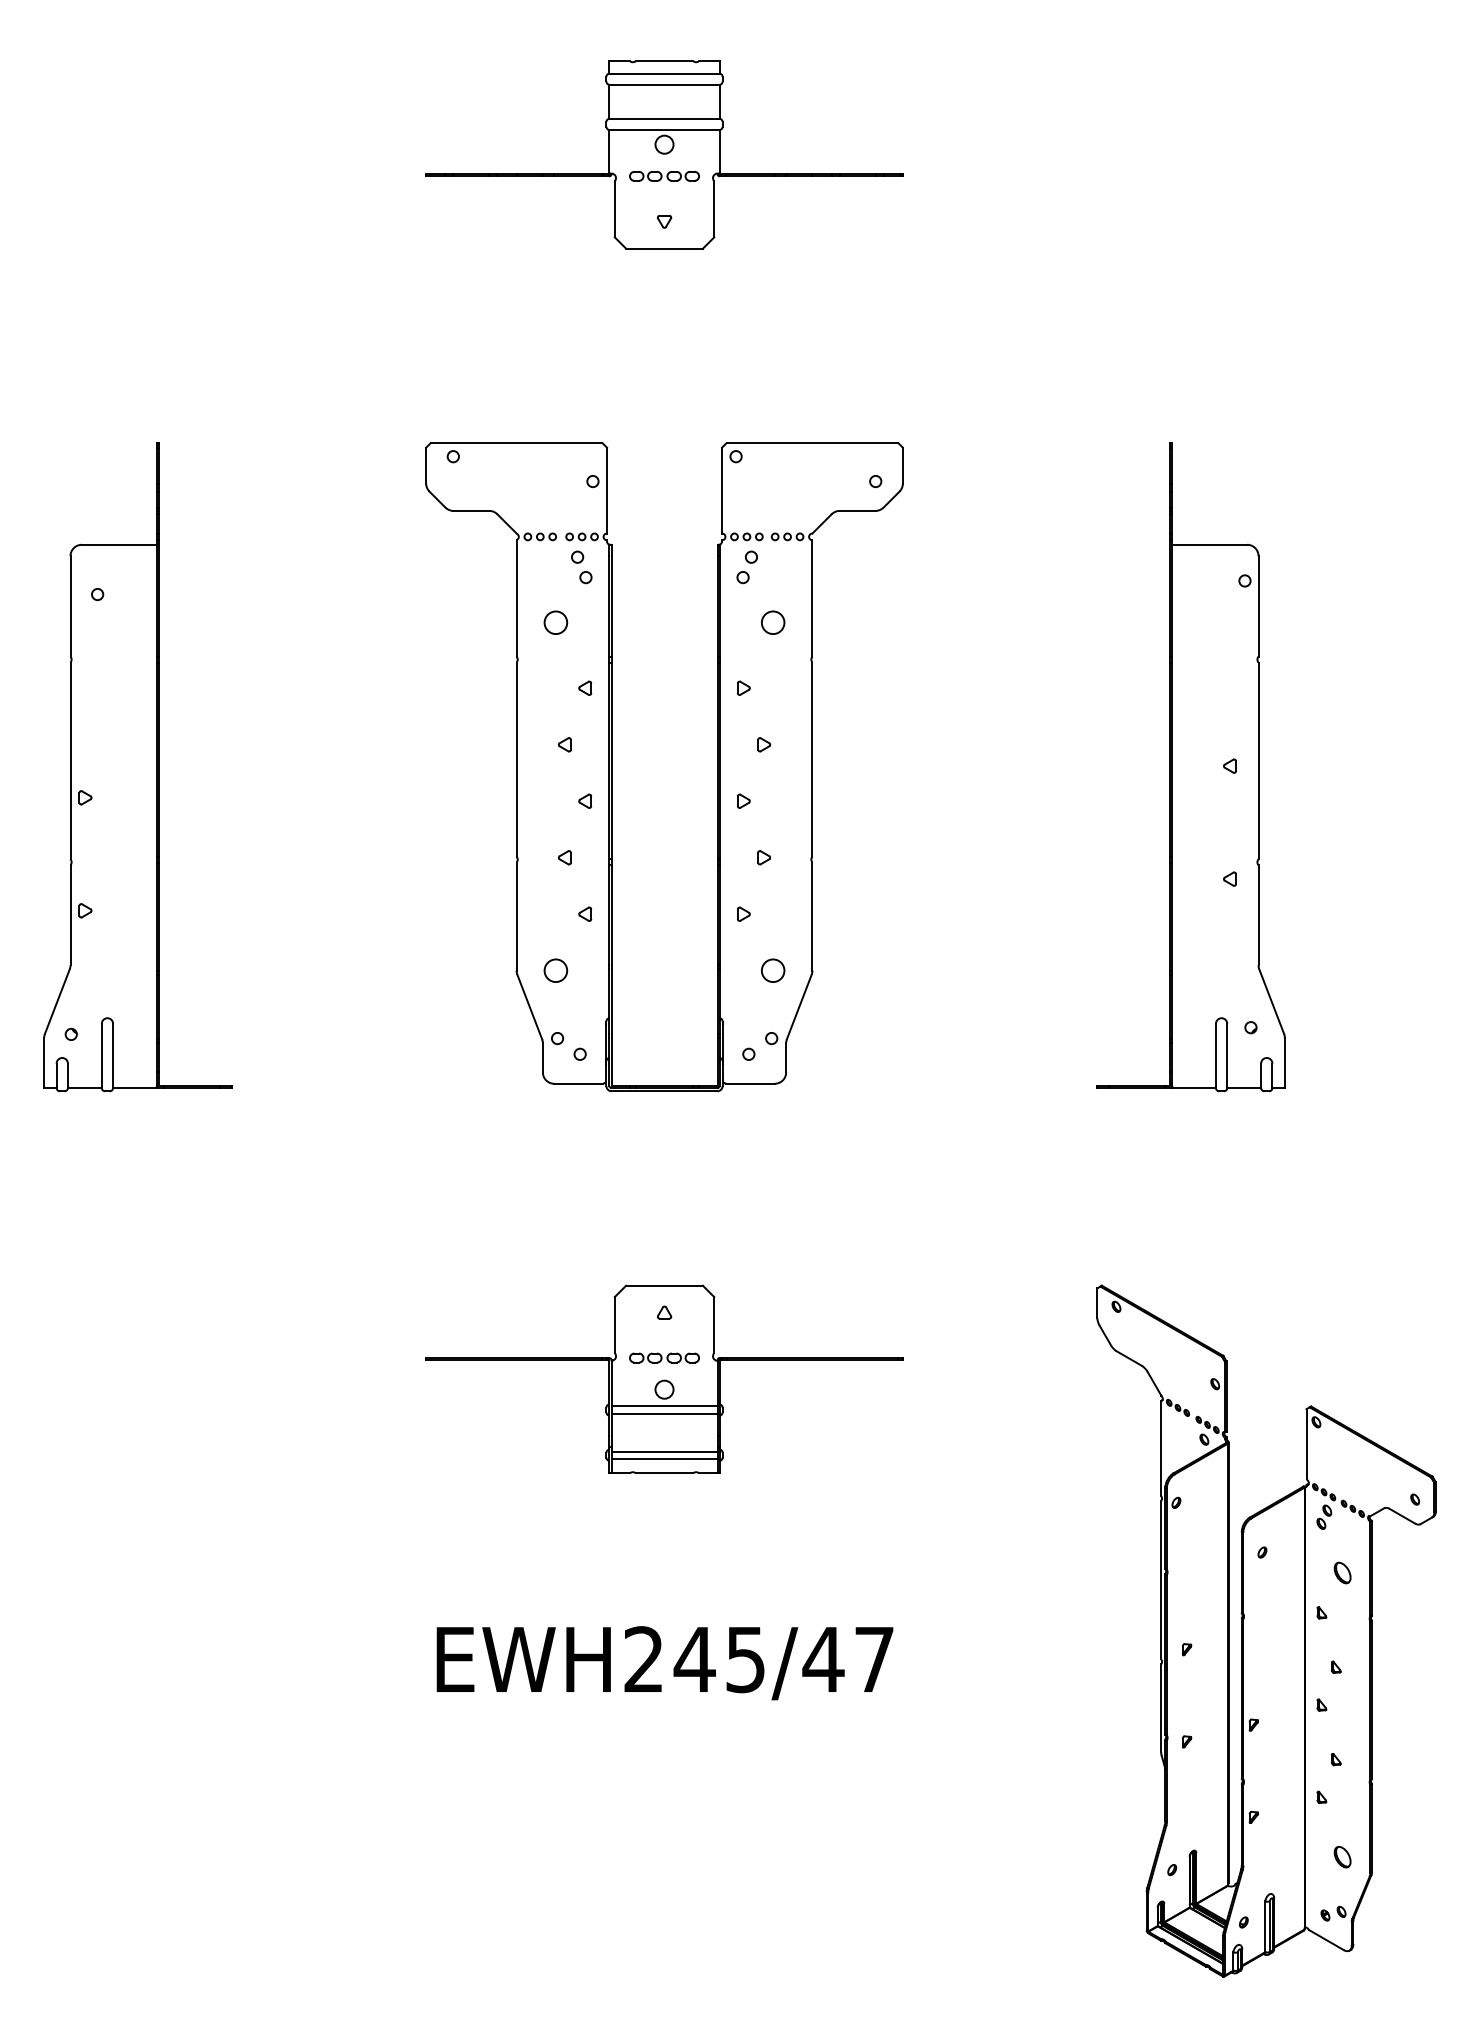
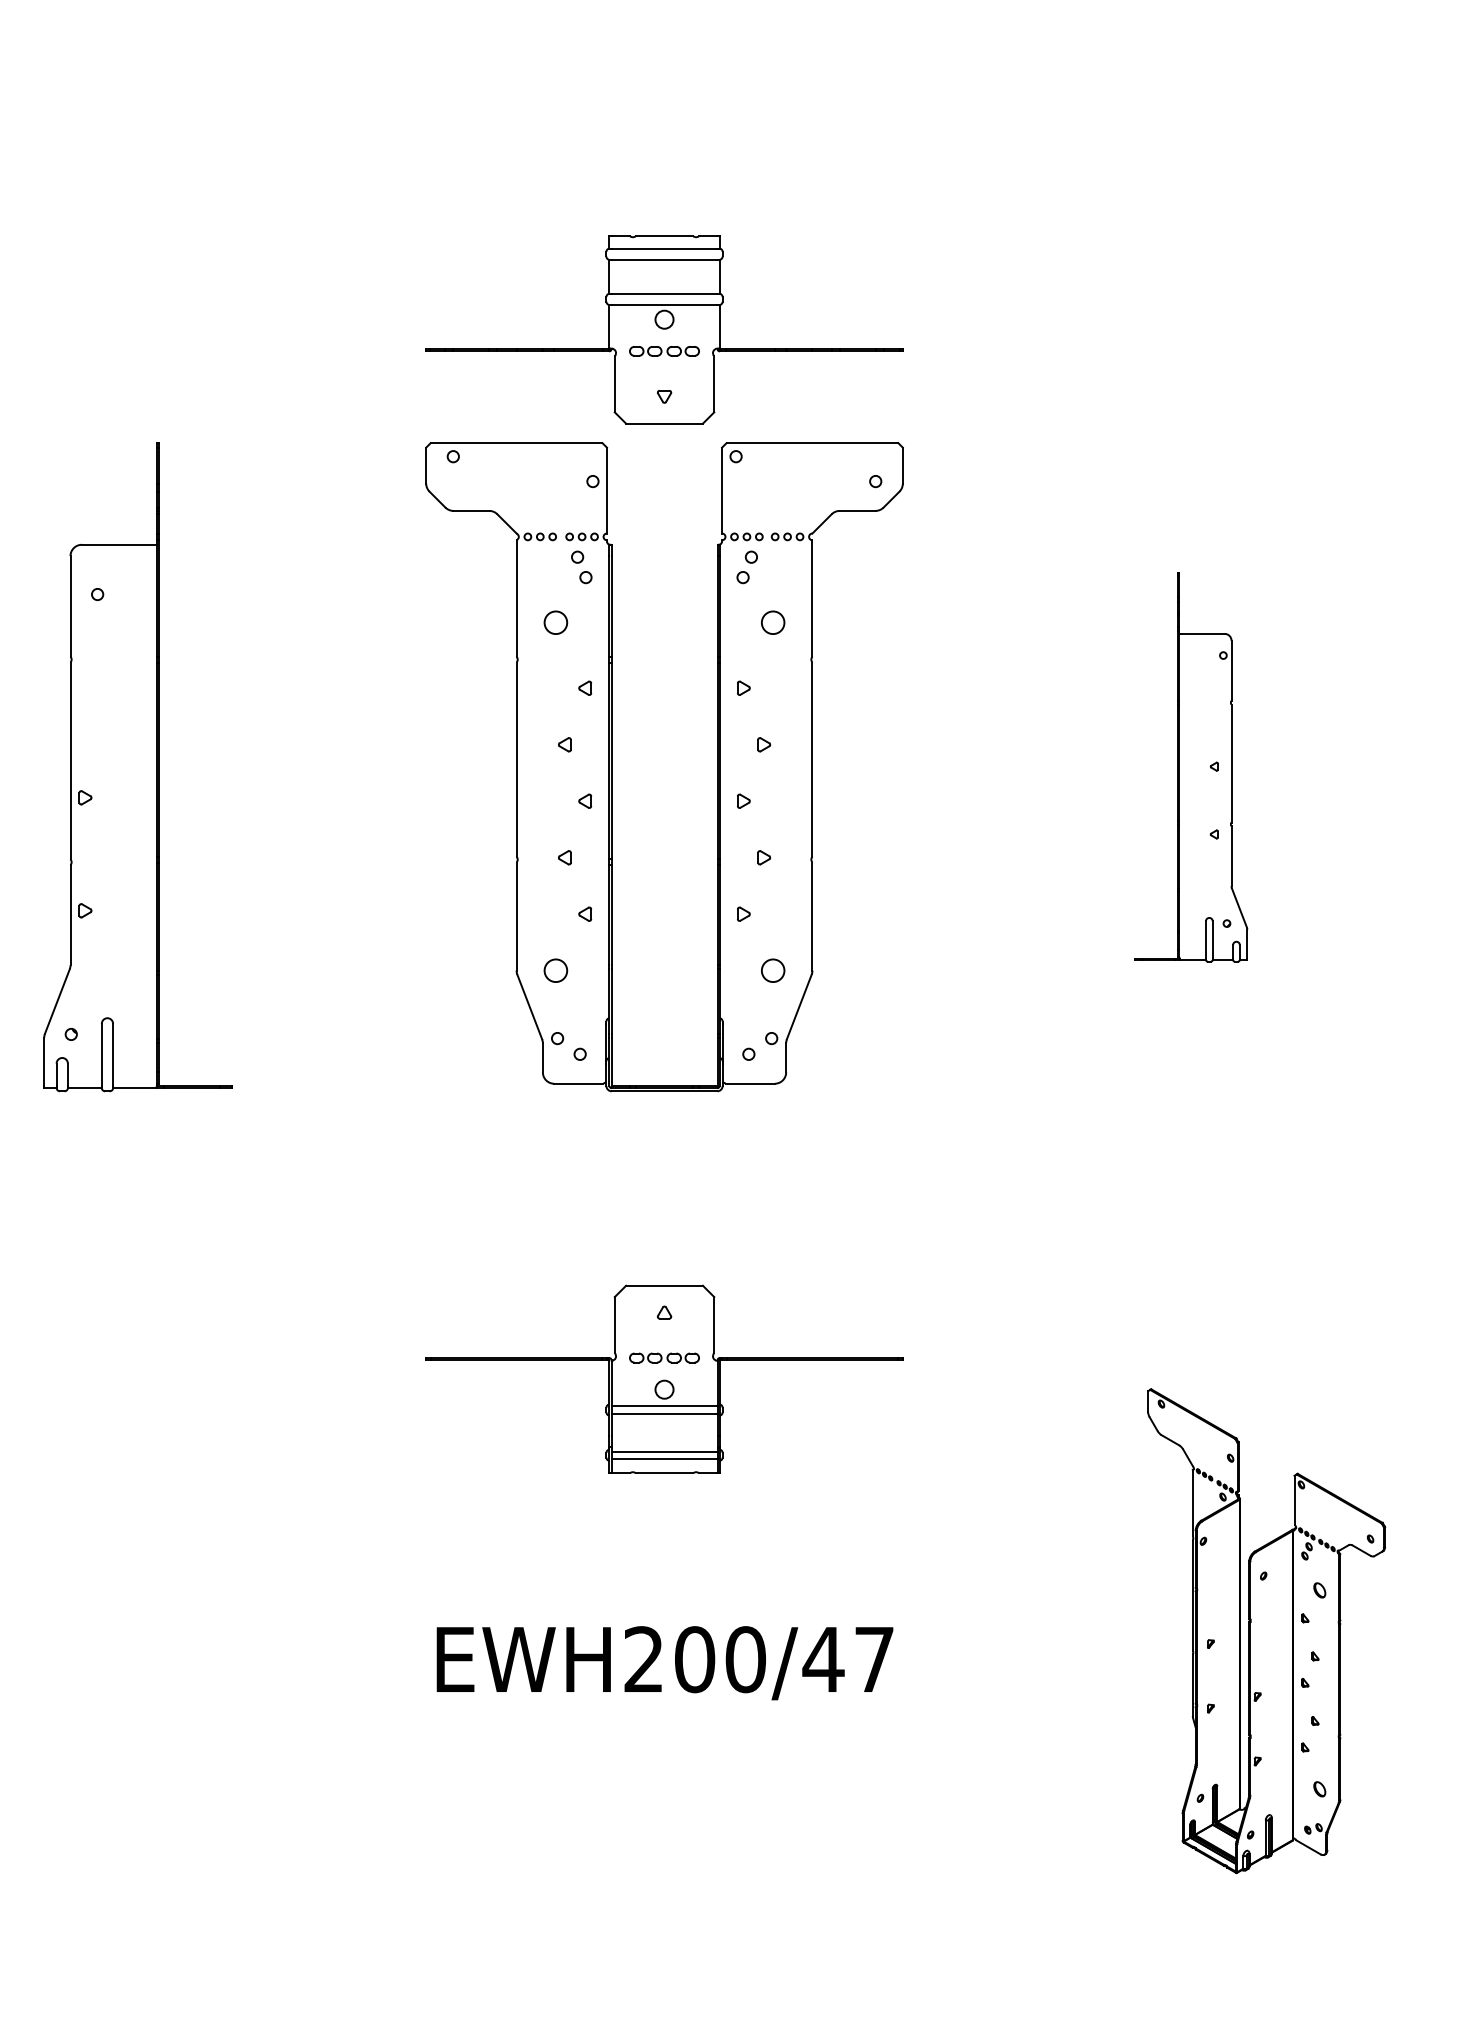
part position: (664, 154) -> (664, 329) (664, 329)
part size: 190x651 px -> 115x391 px (1191, 767)
part size: 341x694 px -> 240x487 px (1266, 1631)
text: EWH245/47 -> EWH200/47 (719, 1659)
